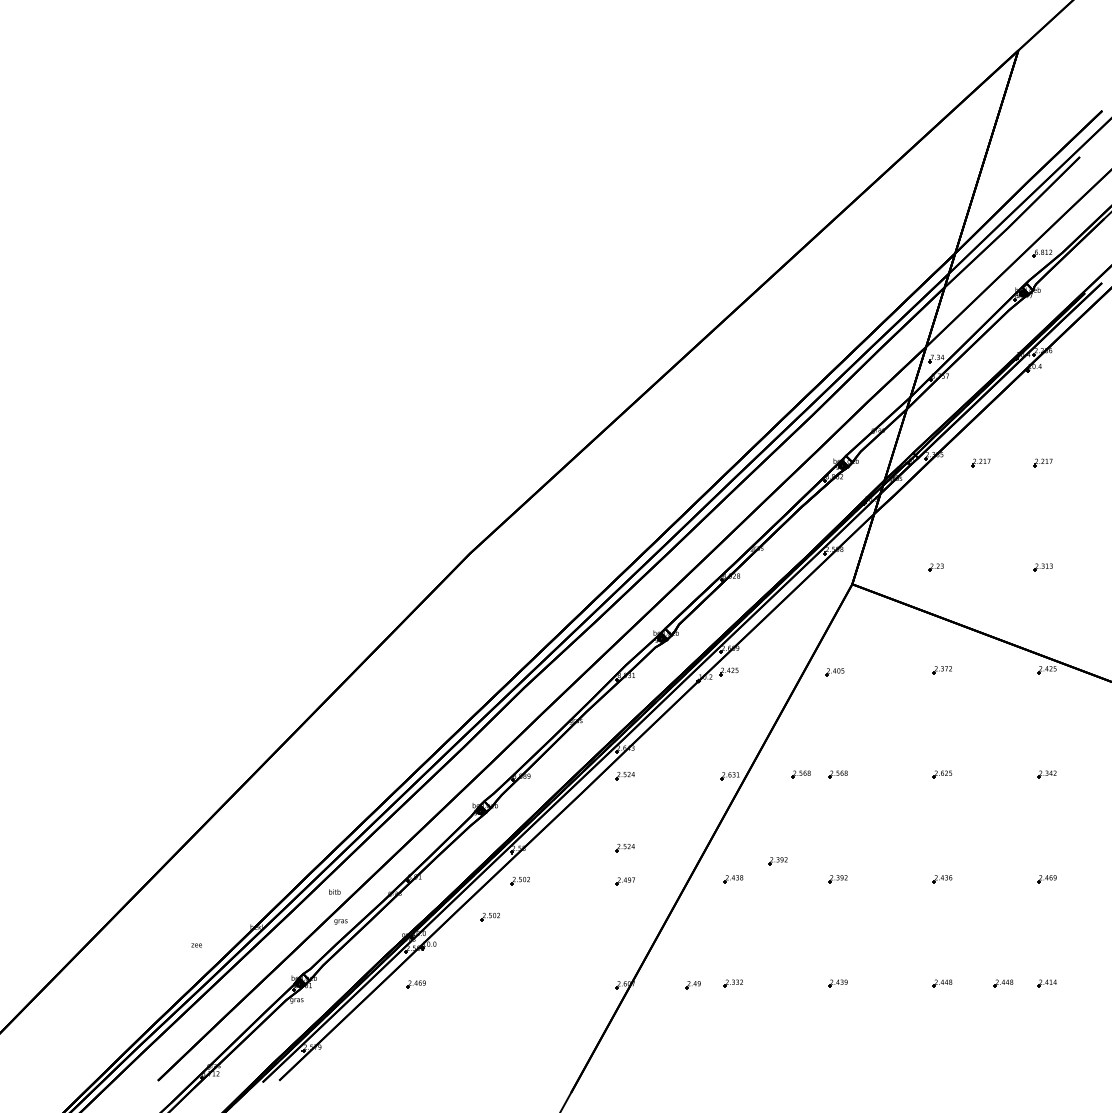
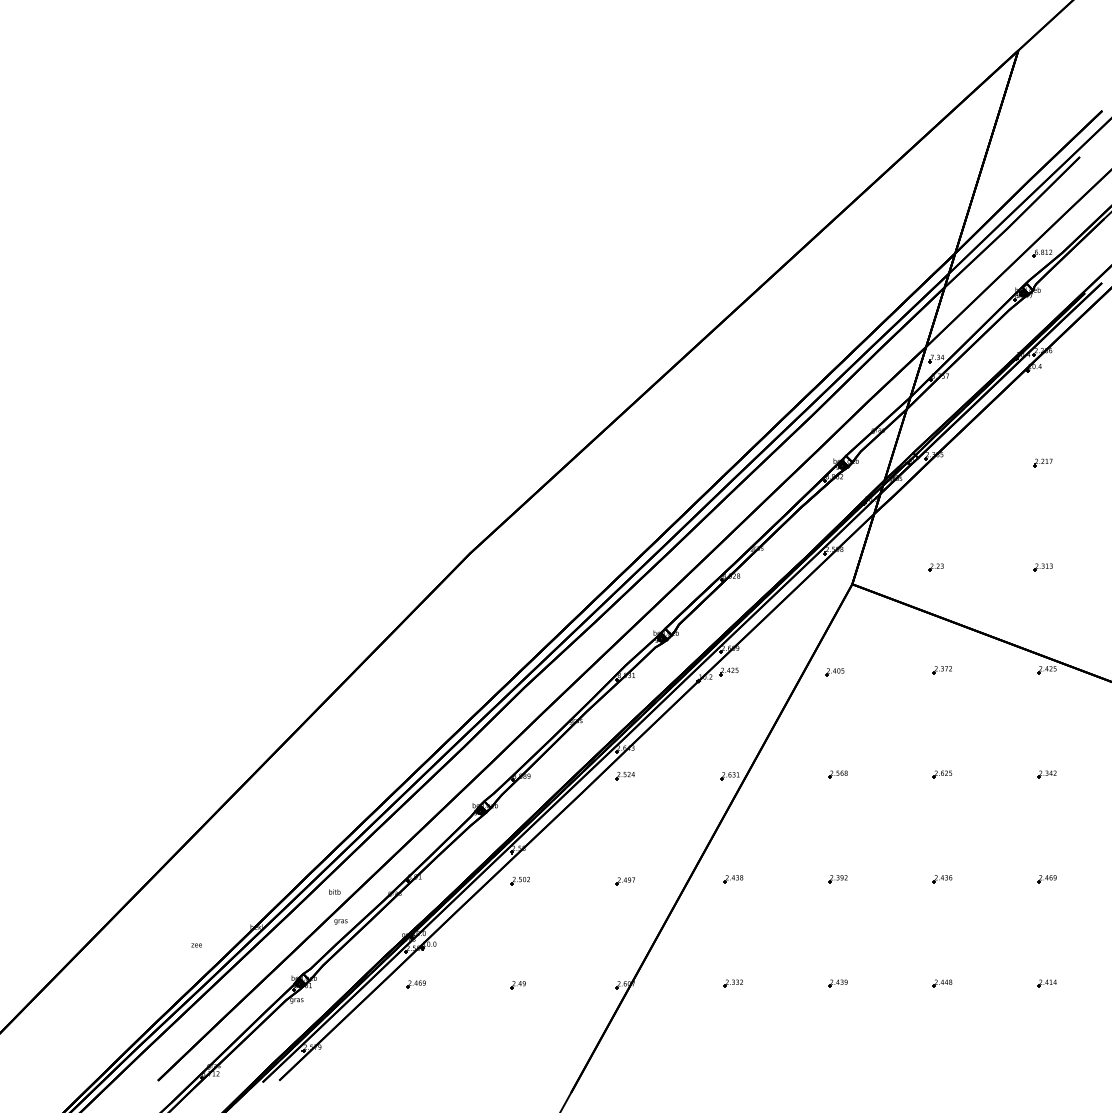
part: present -> none (980, 462)
part: present -> none (800, 774)
part: present -> none (624, 847)
part: present -> none (777, 861)
part: present -> none (489, 916)
part: present -> none (1003, 983)
part position: (692, 985) -> (517, 985) (517, 985)
